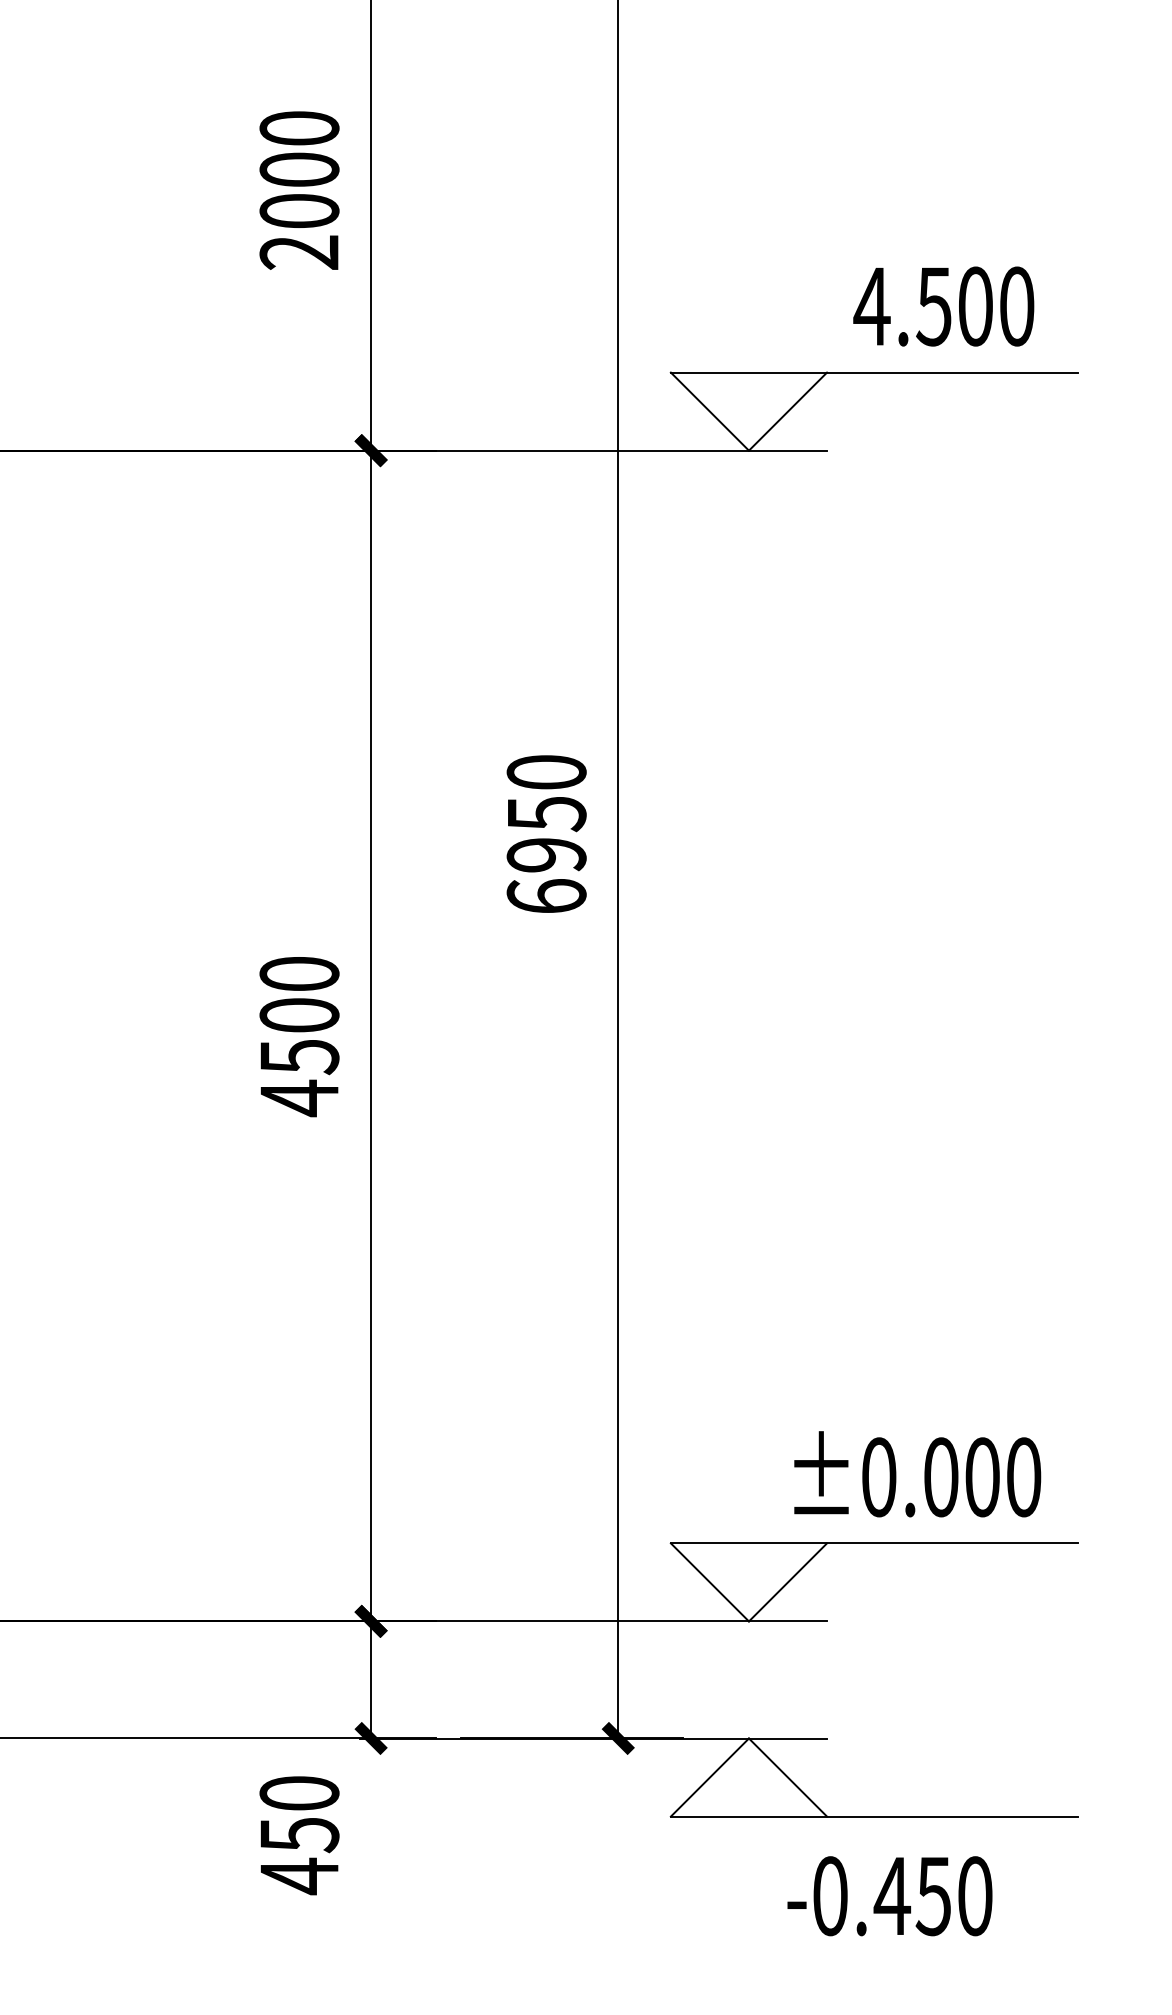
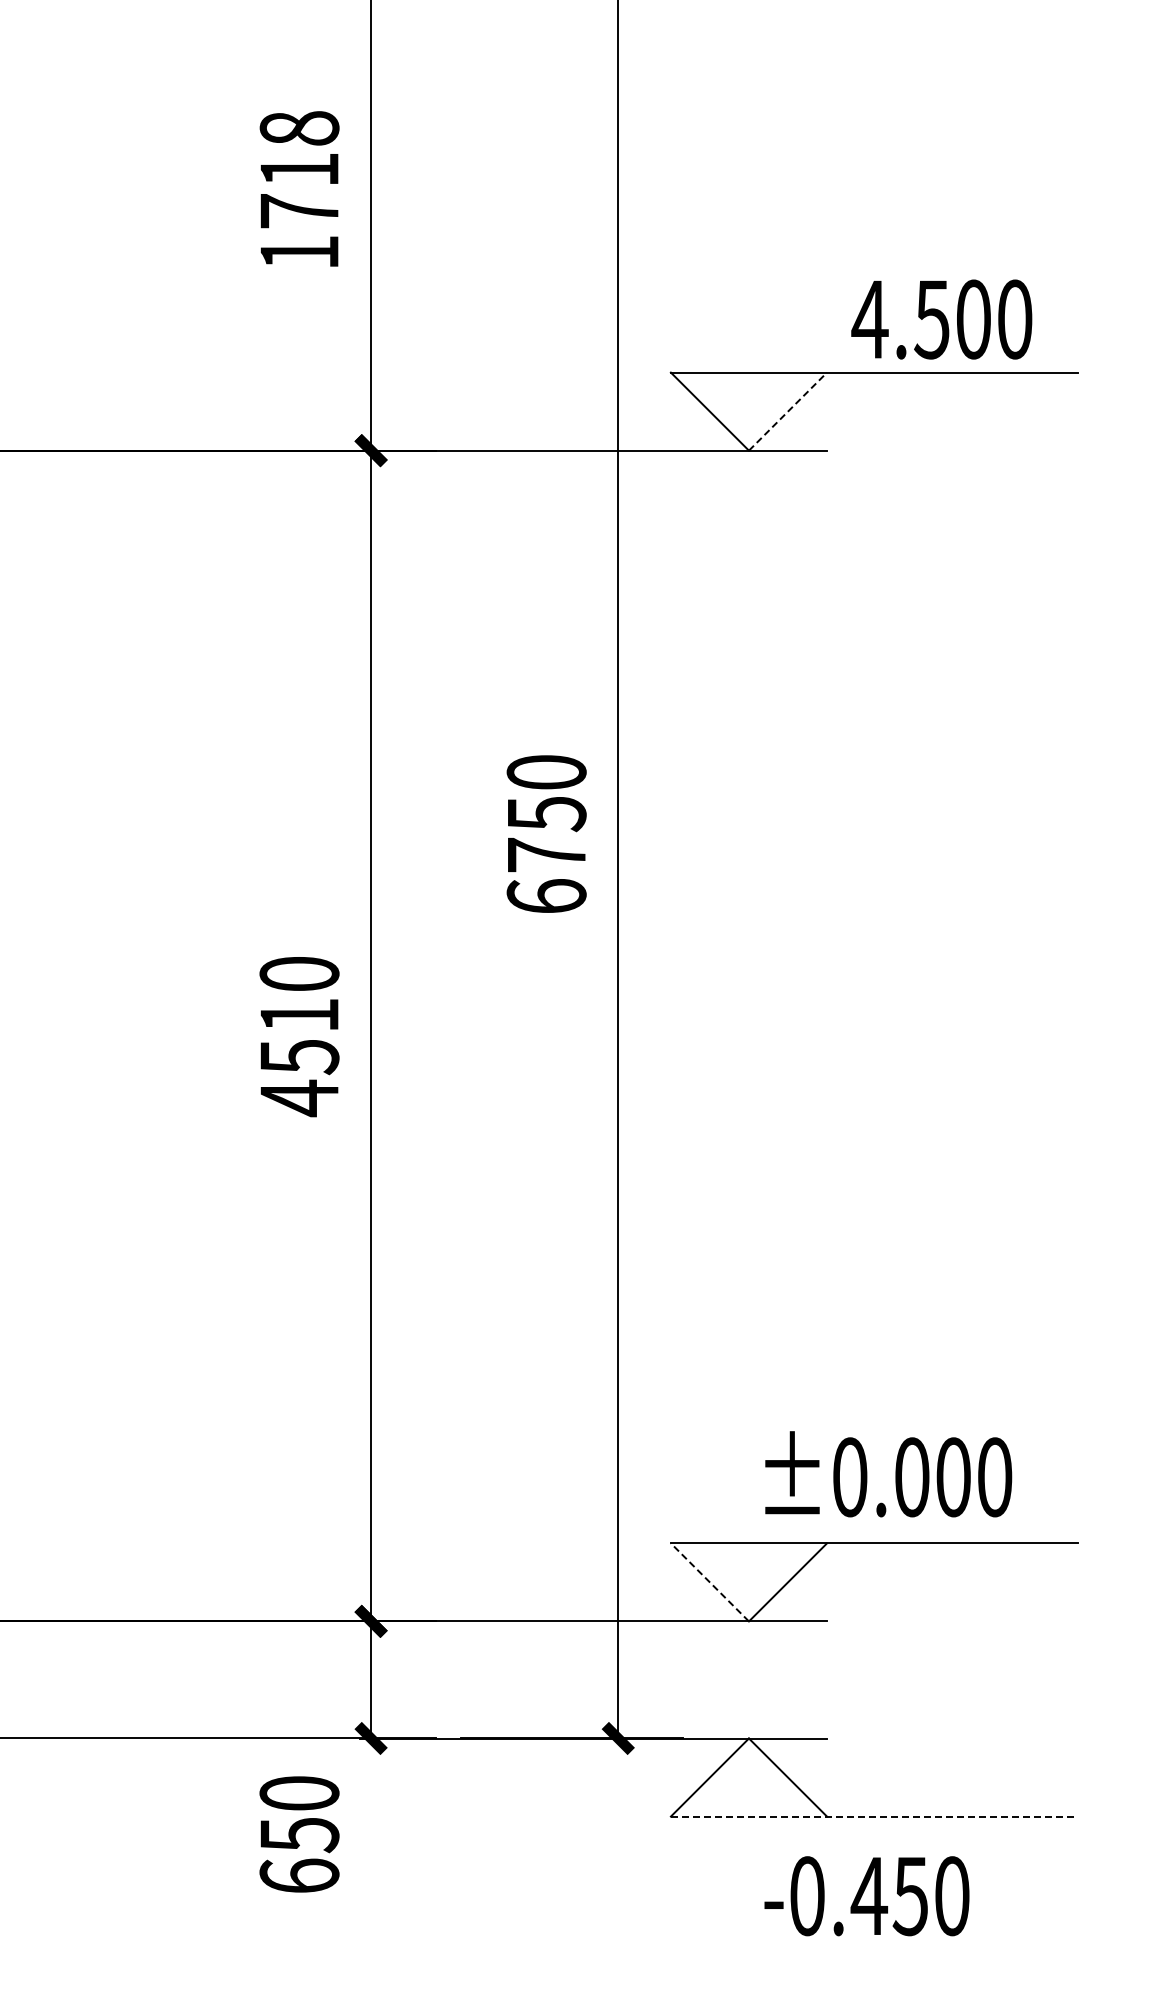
text: 2000 -> 1718 (299, 190)
text position: (943, 306) -> (941, 319) (941, 319)
line: solid -> dashed (788, 411)
text: 6950 -> 6750 (546, 854)
text: 4500 -> 4510 (299, 1015)
text position: (917, 1474) -> (888, 1474) (888, 1474)
line: solid -> dashed (709, 1582)
line: solid -> dashed (874, 1816)
text: 450 -> 650 (299, 1876)
text position: (889, 1896) -> (866, 1896) (866, 1896)
